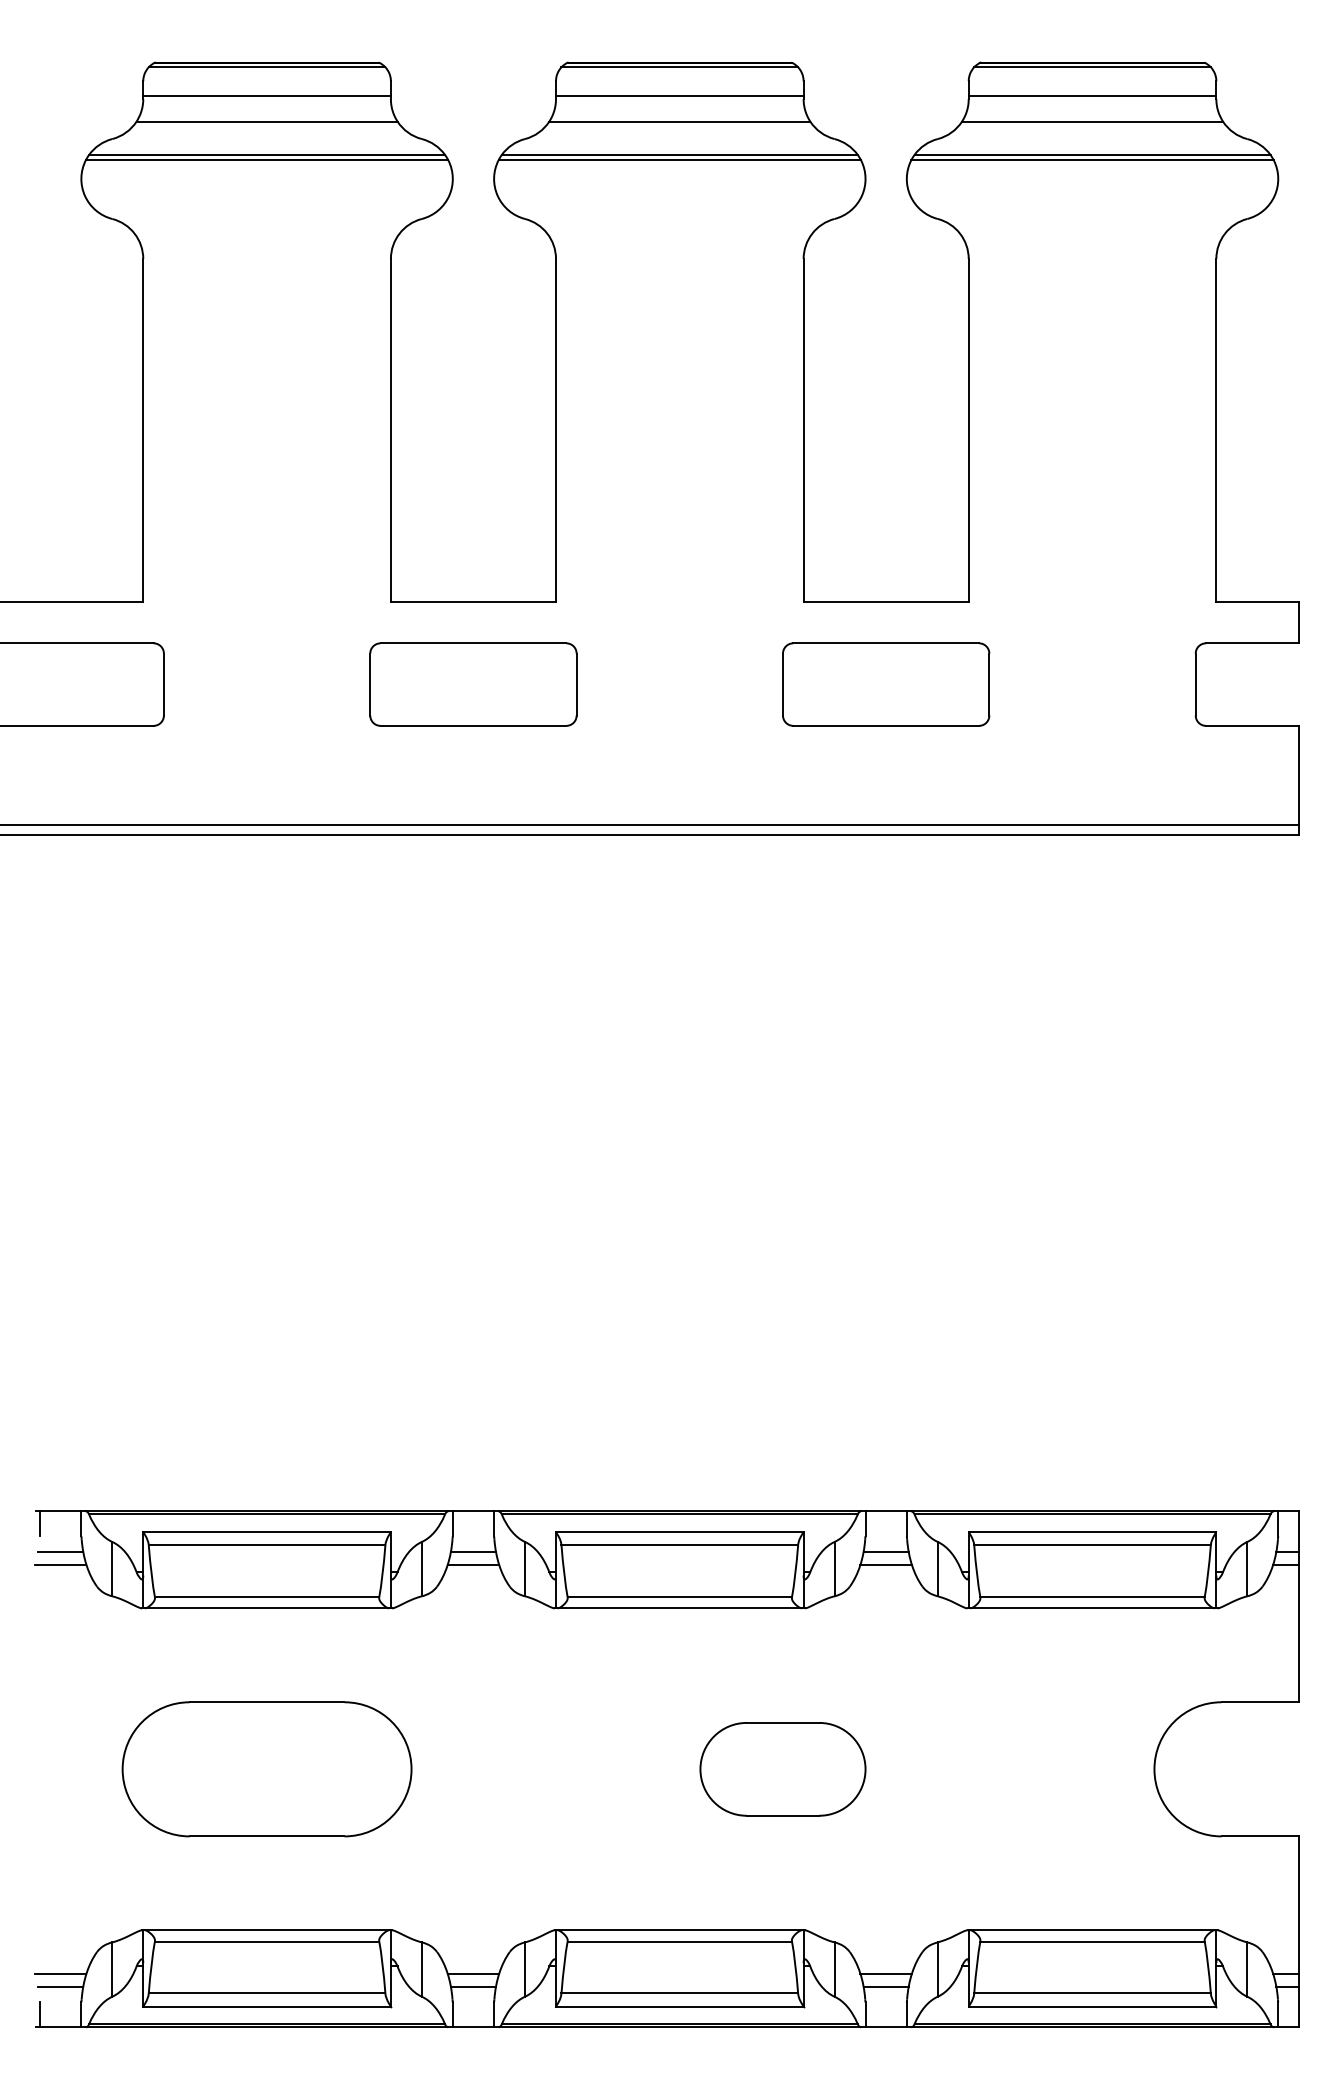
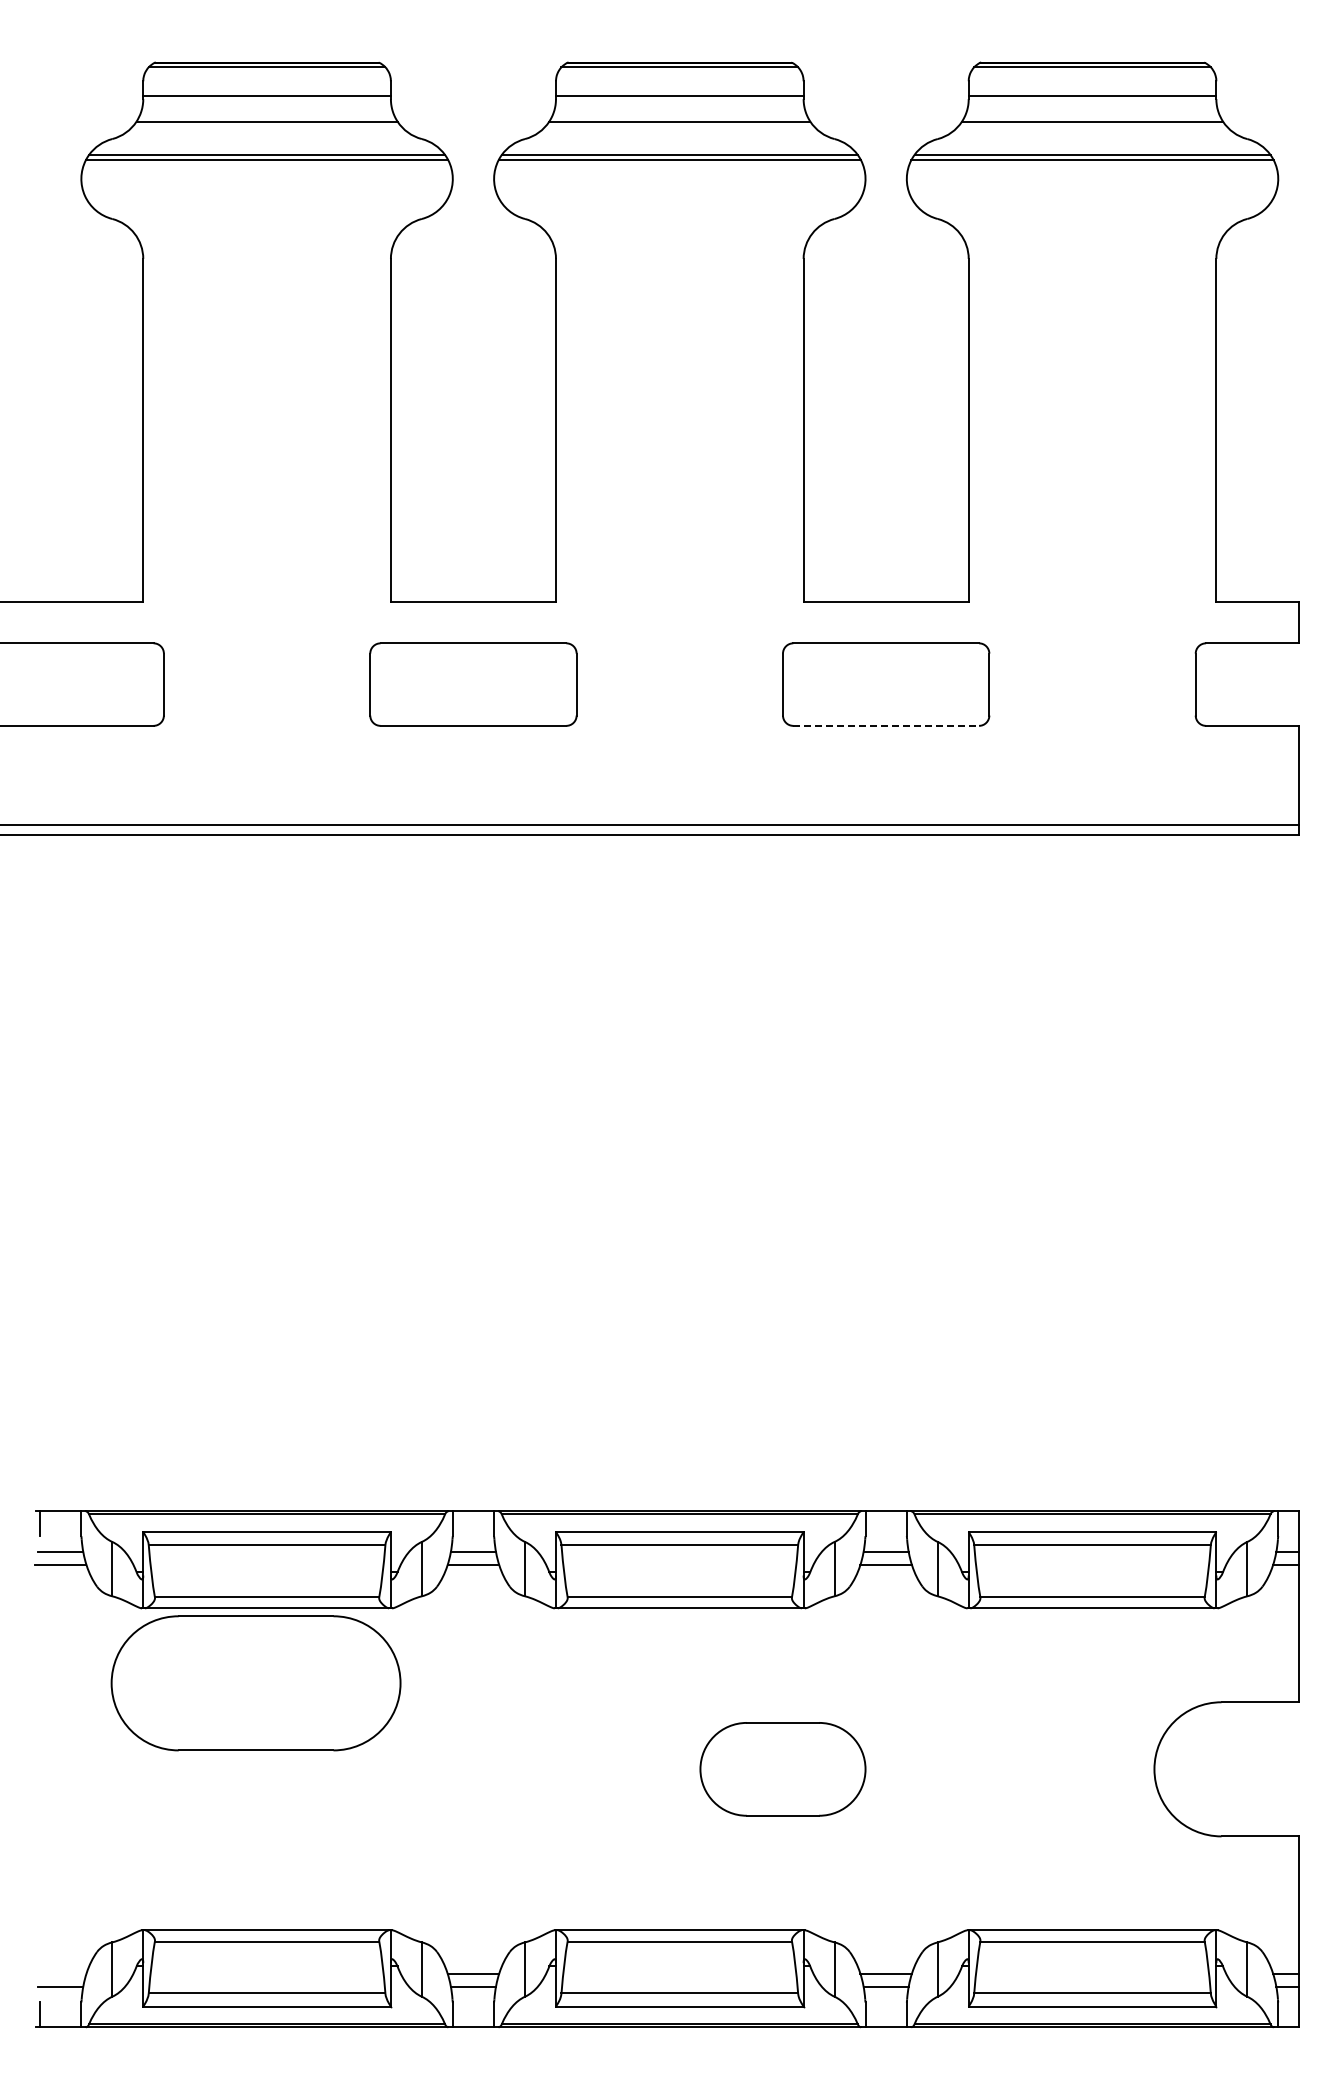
line: solid -> dashed (886, 725)
part position: (266, 1769) -> (255, 1683) (255, 1683)
line: present -> none (60, 1973)
